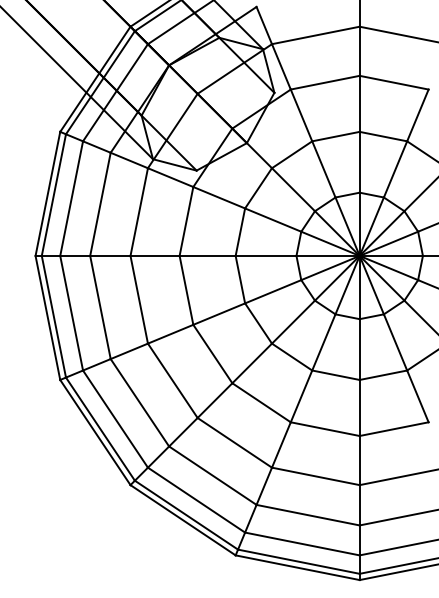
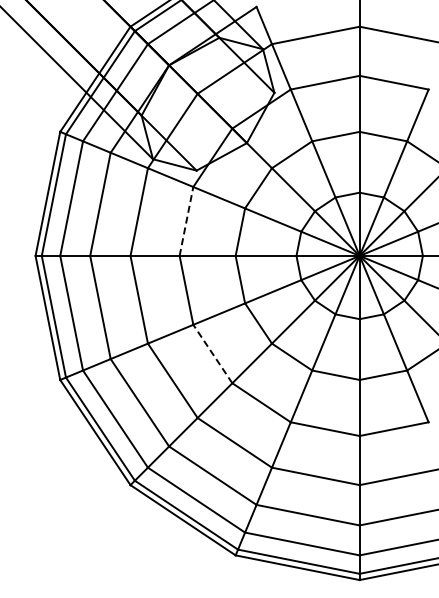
line: solid -> dashed (186, 220)
line: solid -> dashed (212, 353)
